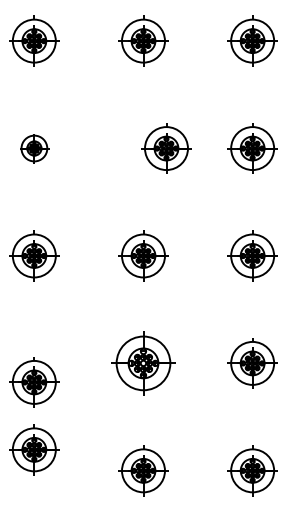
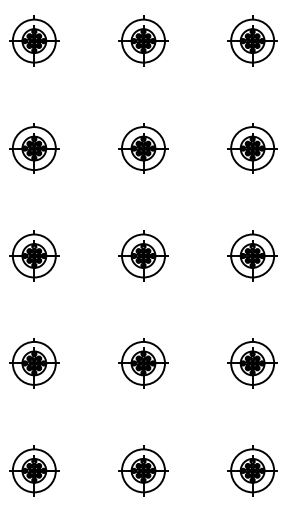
part size: 30x30 px -> 51x51 px (34, 148)
part position: (166, 148) -> (143, 148) (143, 148)
part size: 65x65 px -> 51x51 px (143, 363)
part position: (34, 382) -> (34, 363) (34, 363)
part position: (34, 449) -> (34, 470) (34, 470)
